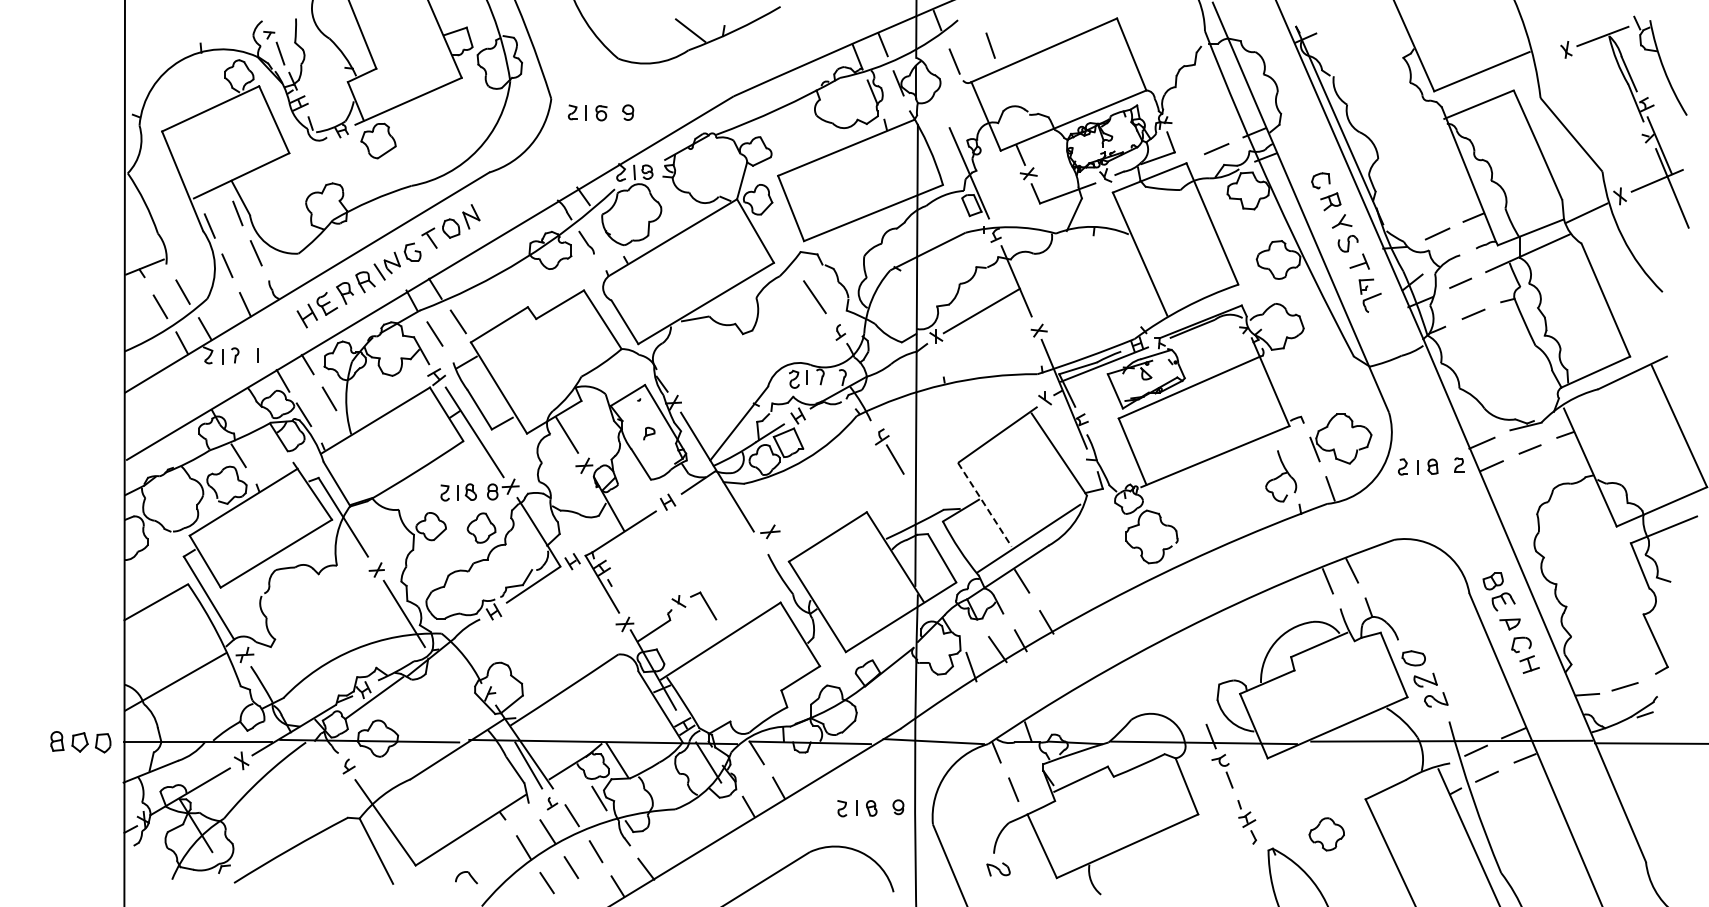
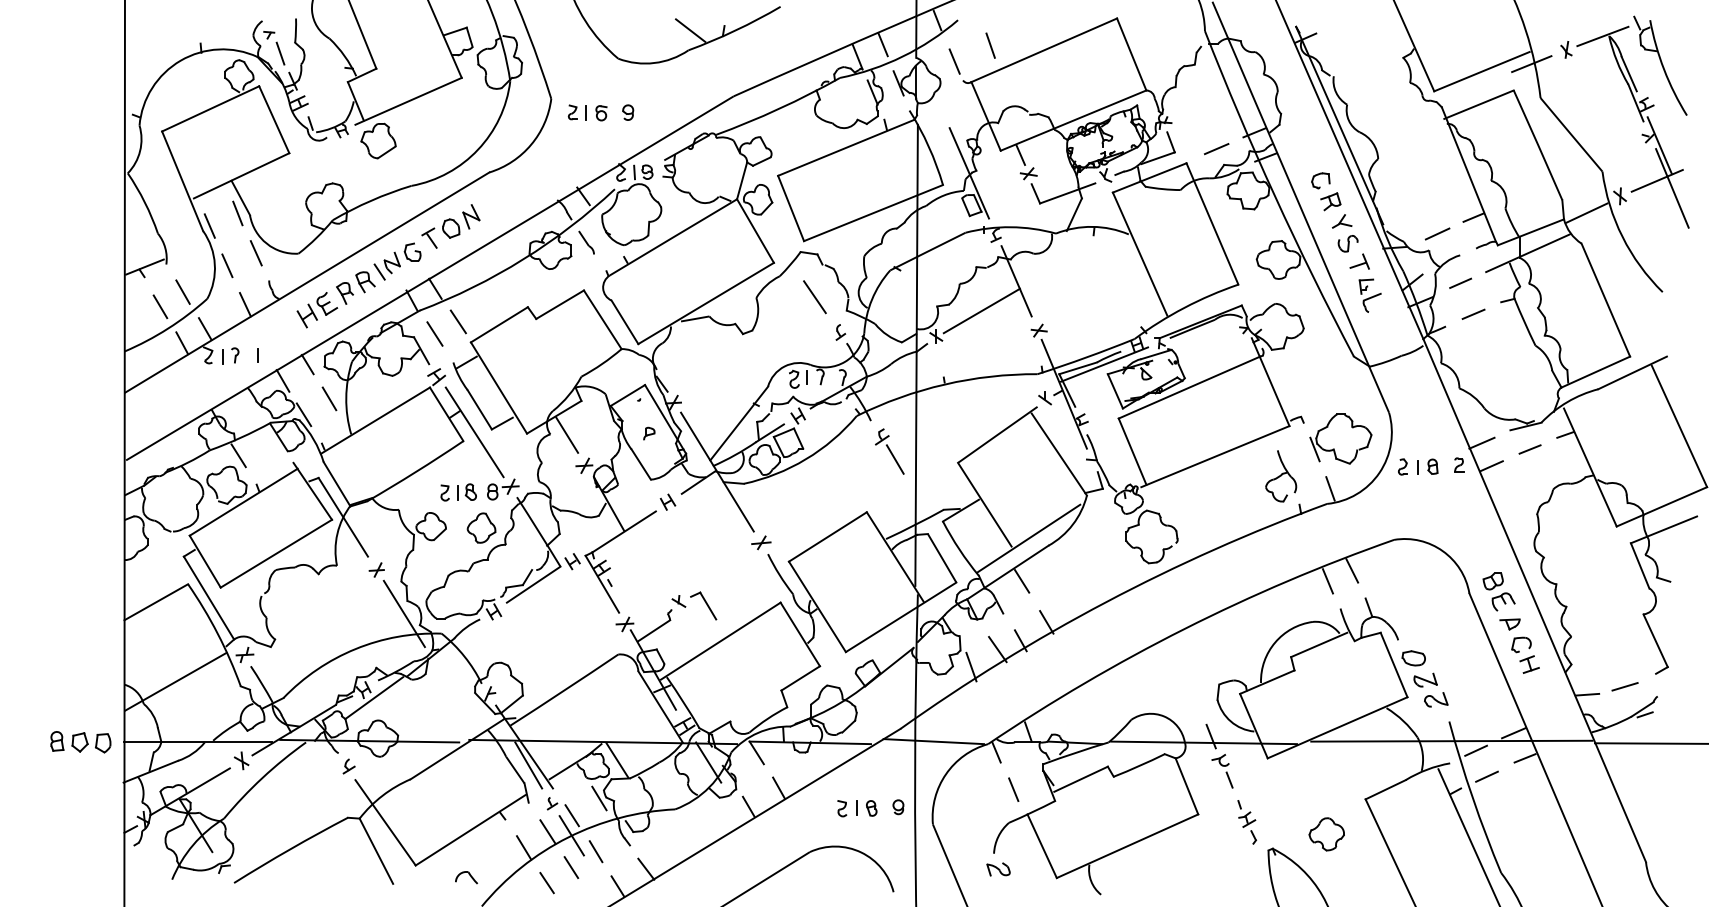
line: none -> present (1531, 64)
line: dashed -> solid (984, 504)
part position: (770, 531) -> (761, 542) (761, 542)
line: none -> present (571, 835)
